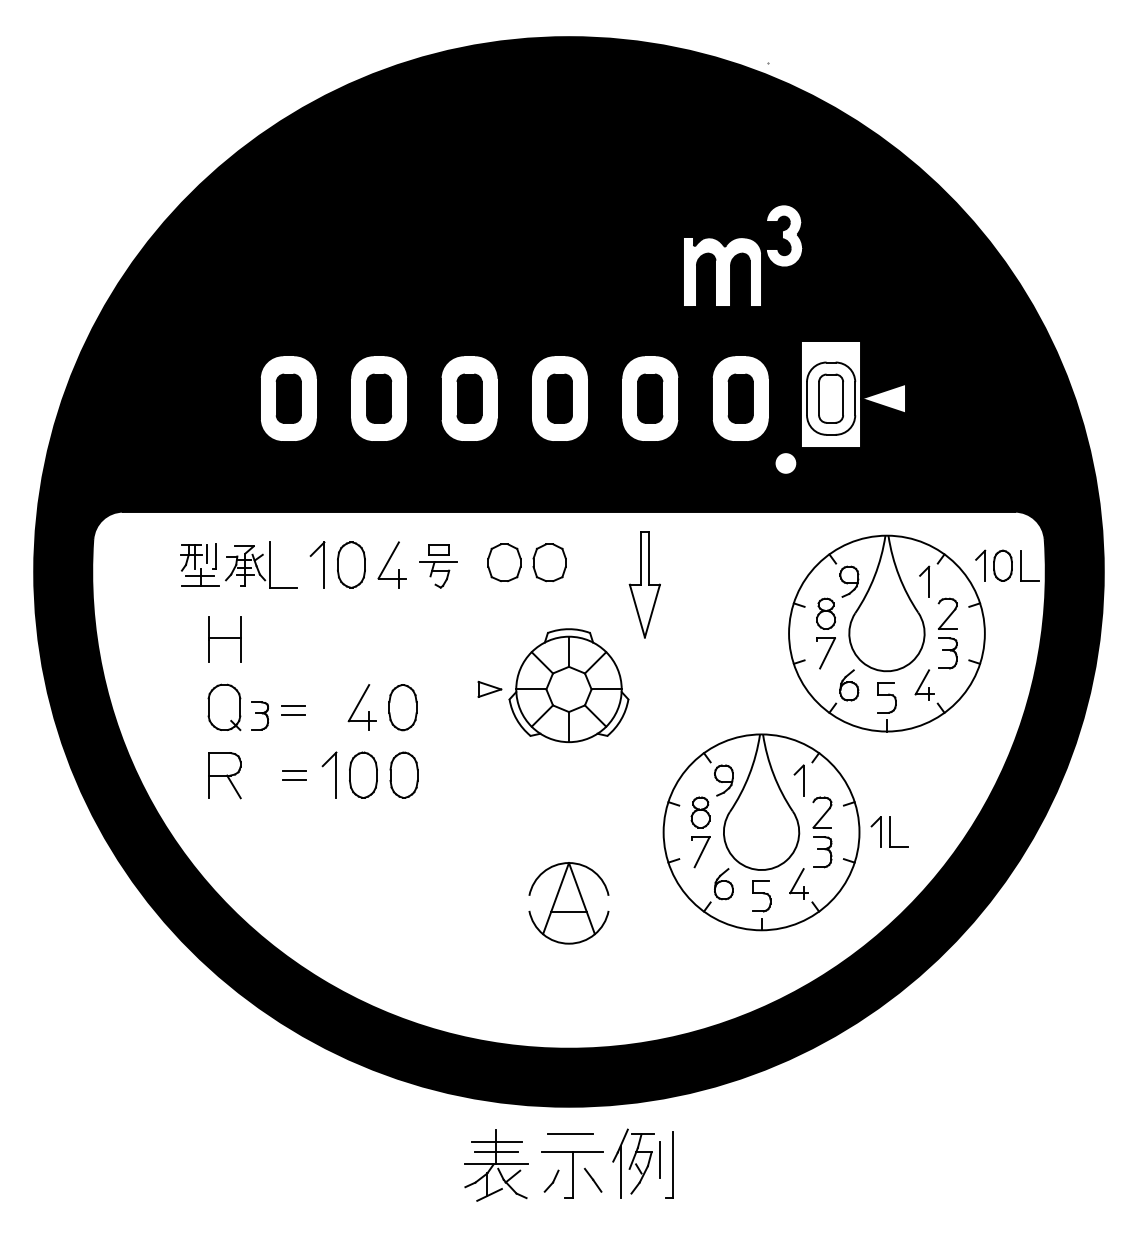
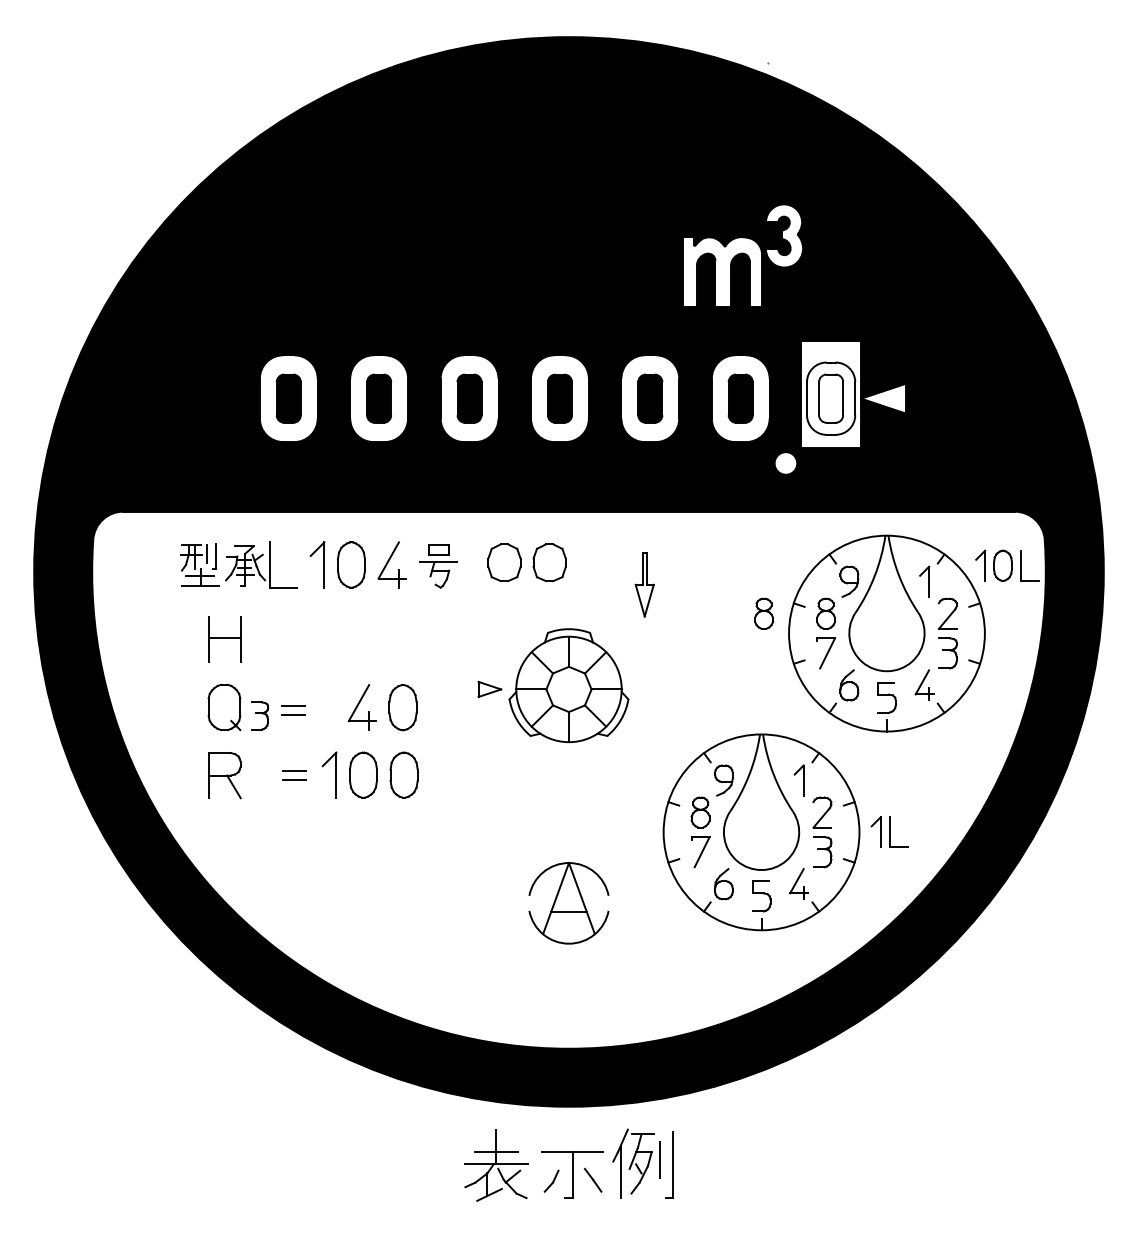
part size: 33x108 px -> 21x66 px (644, 584)
part: none -> present (763, 613)
line: present -> none (570, 1134)
line: present -> none (496, 1141)
